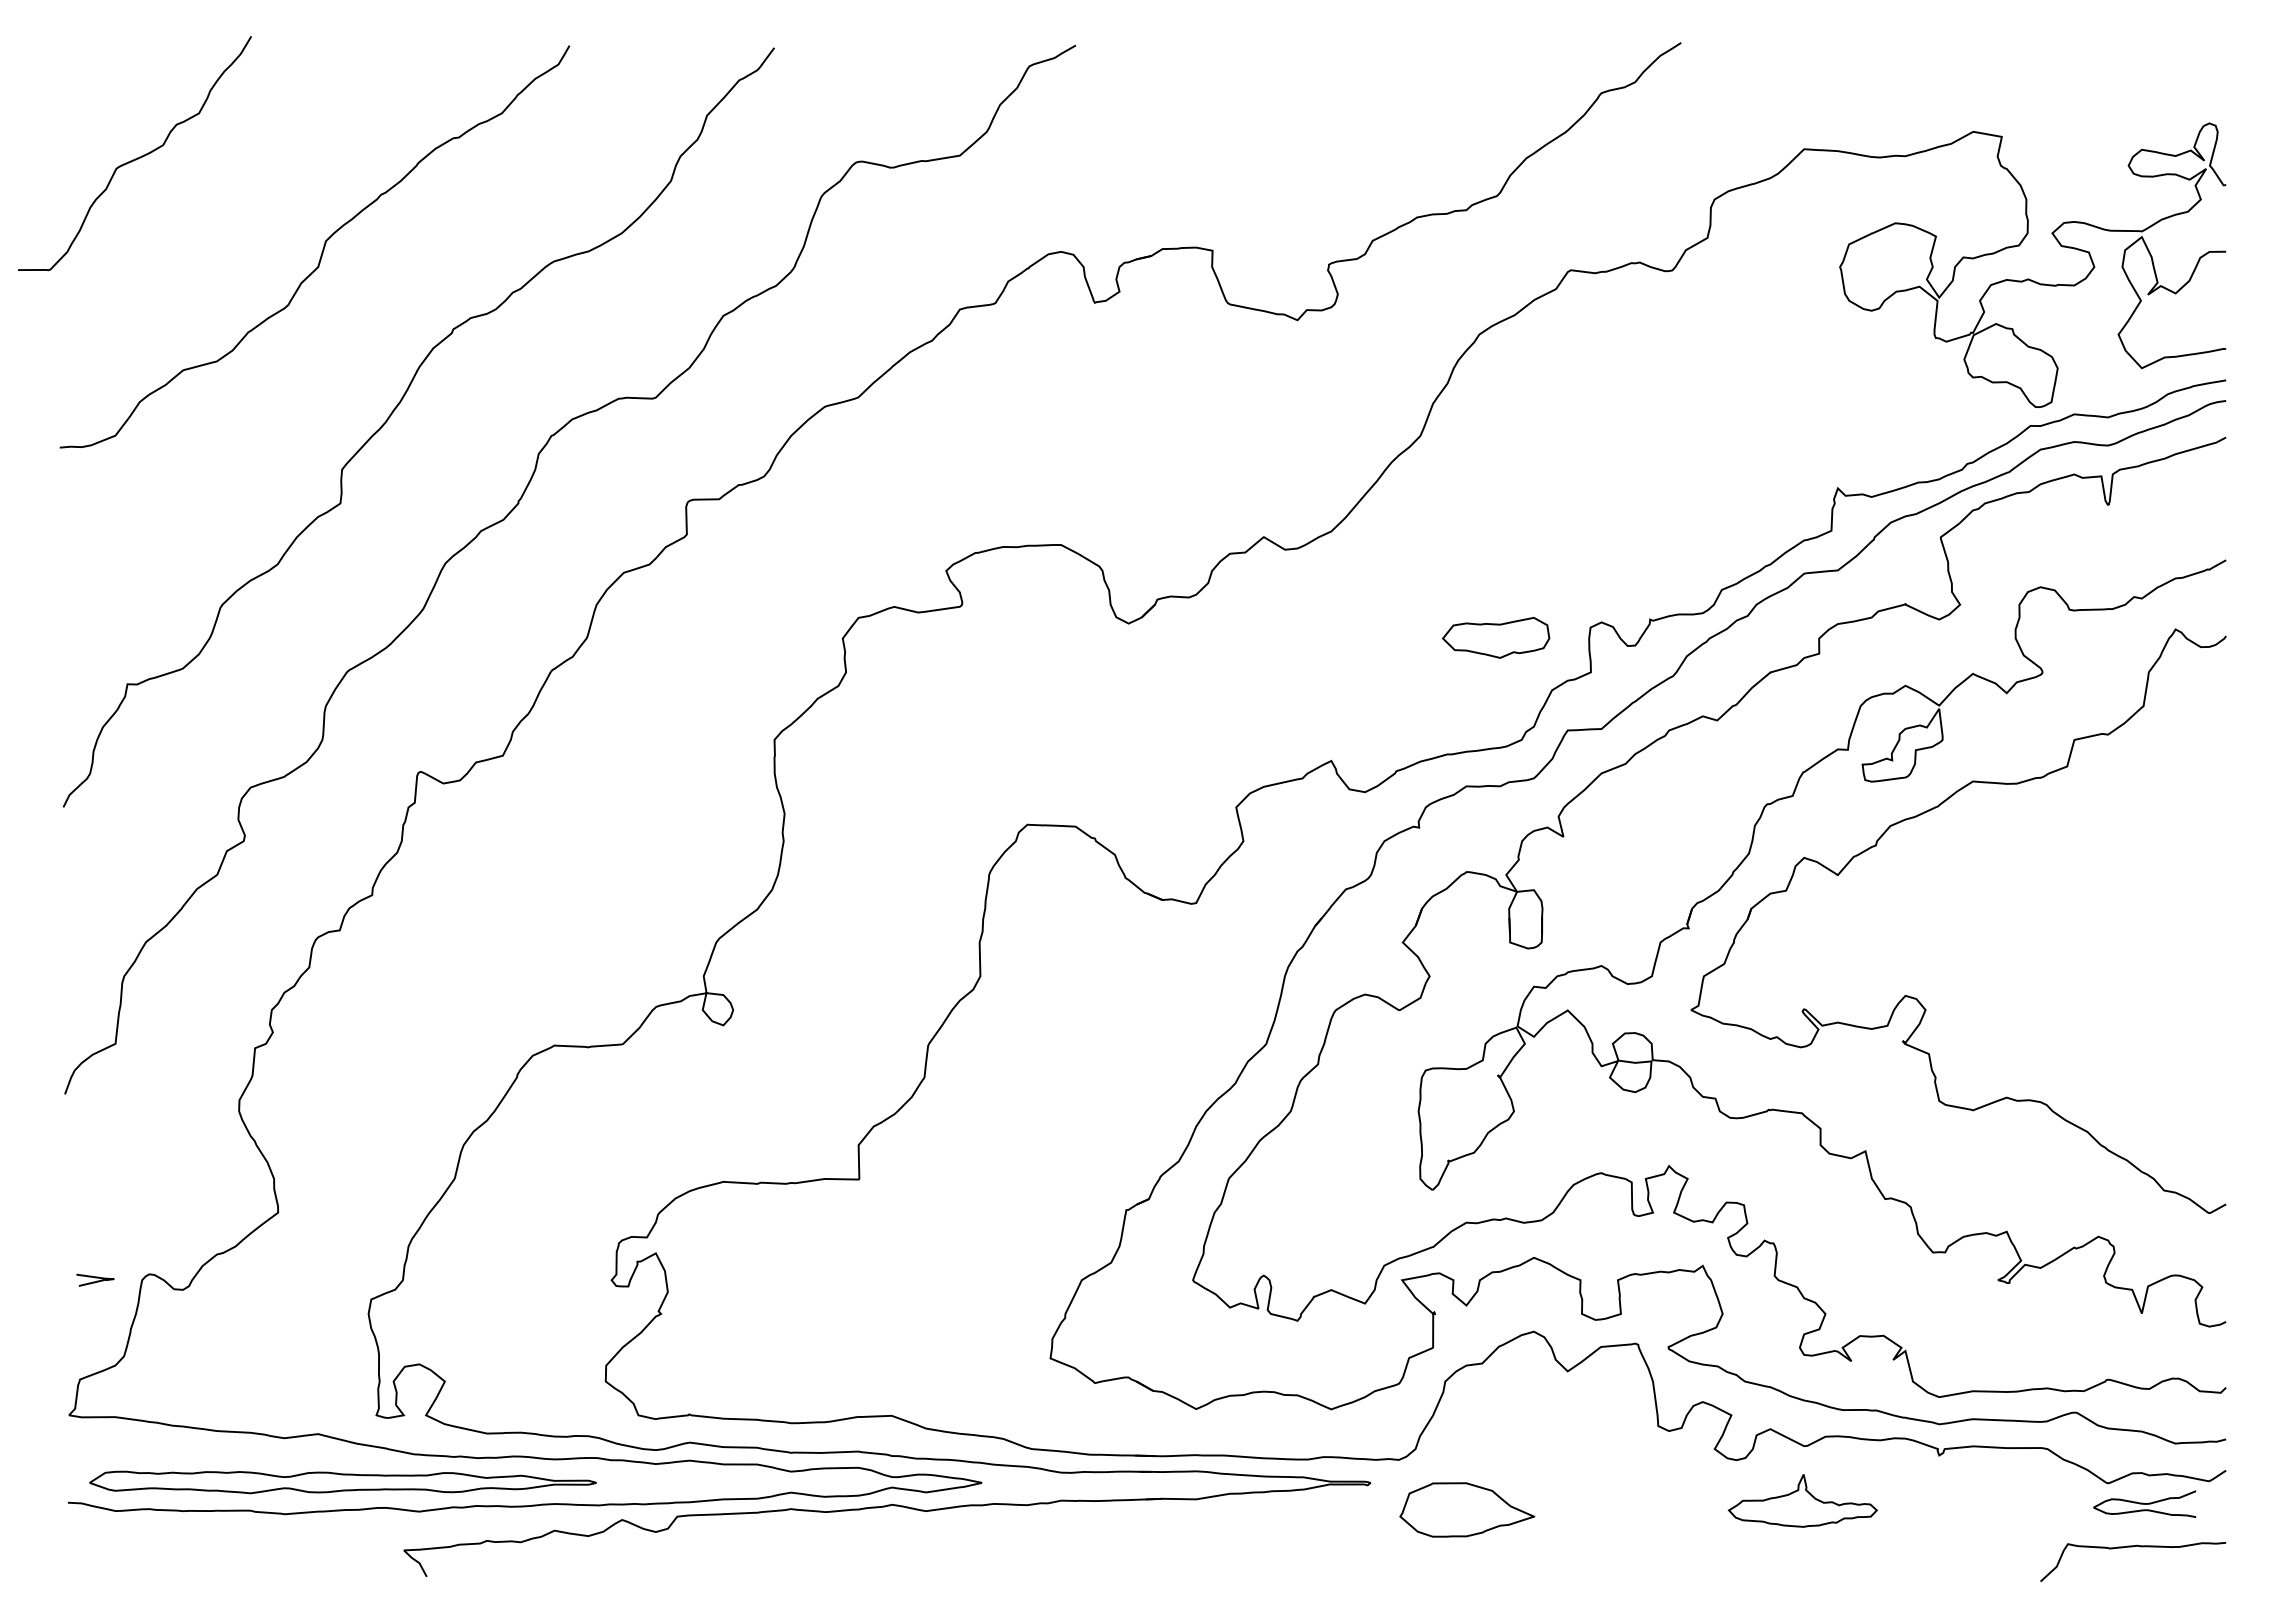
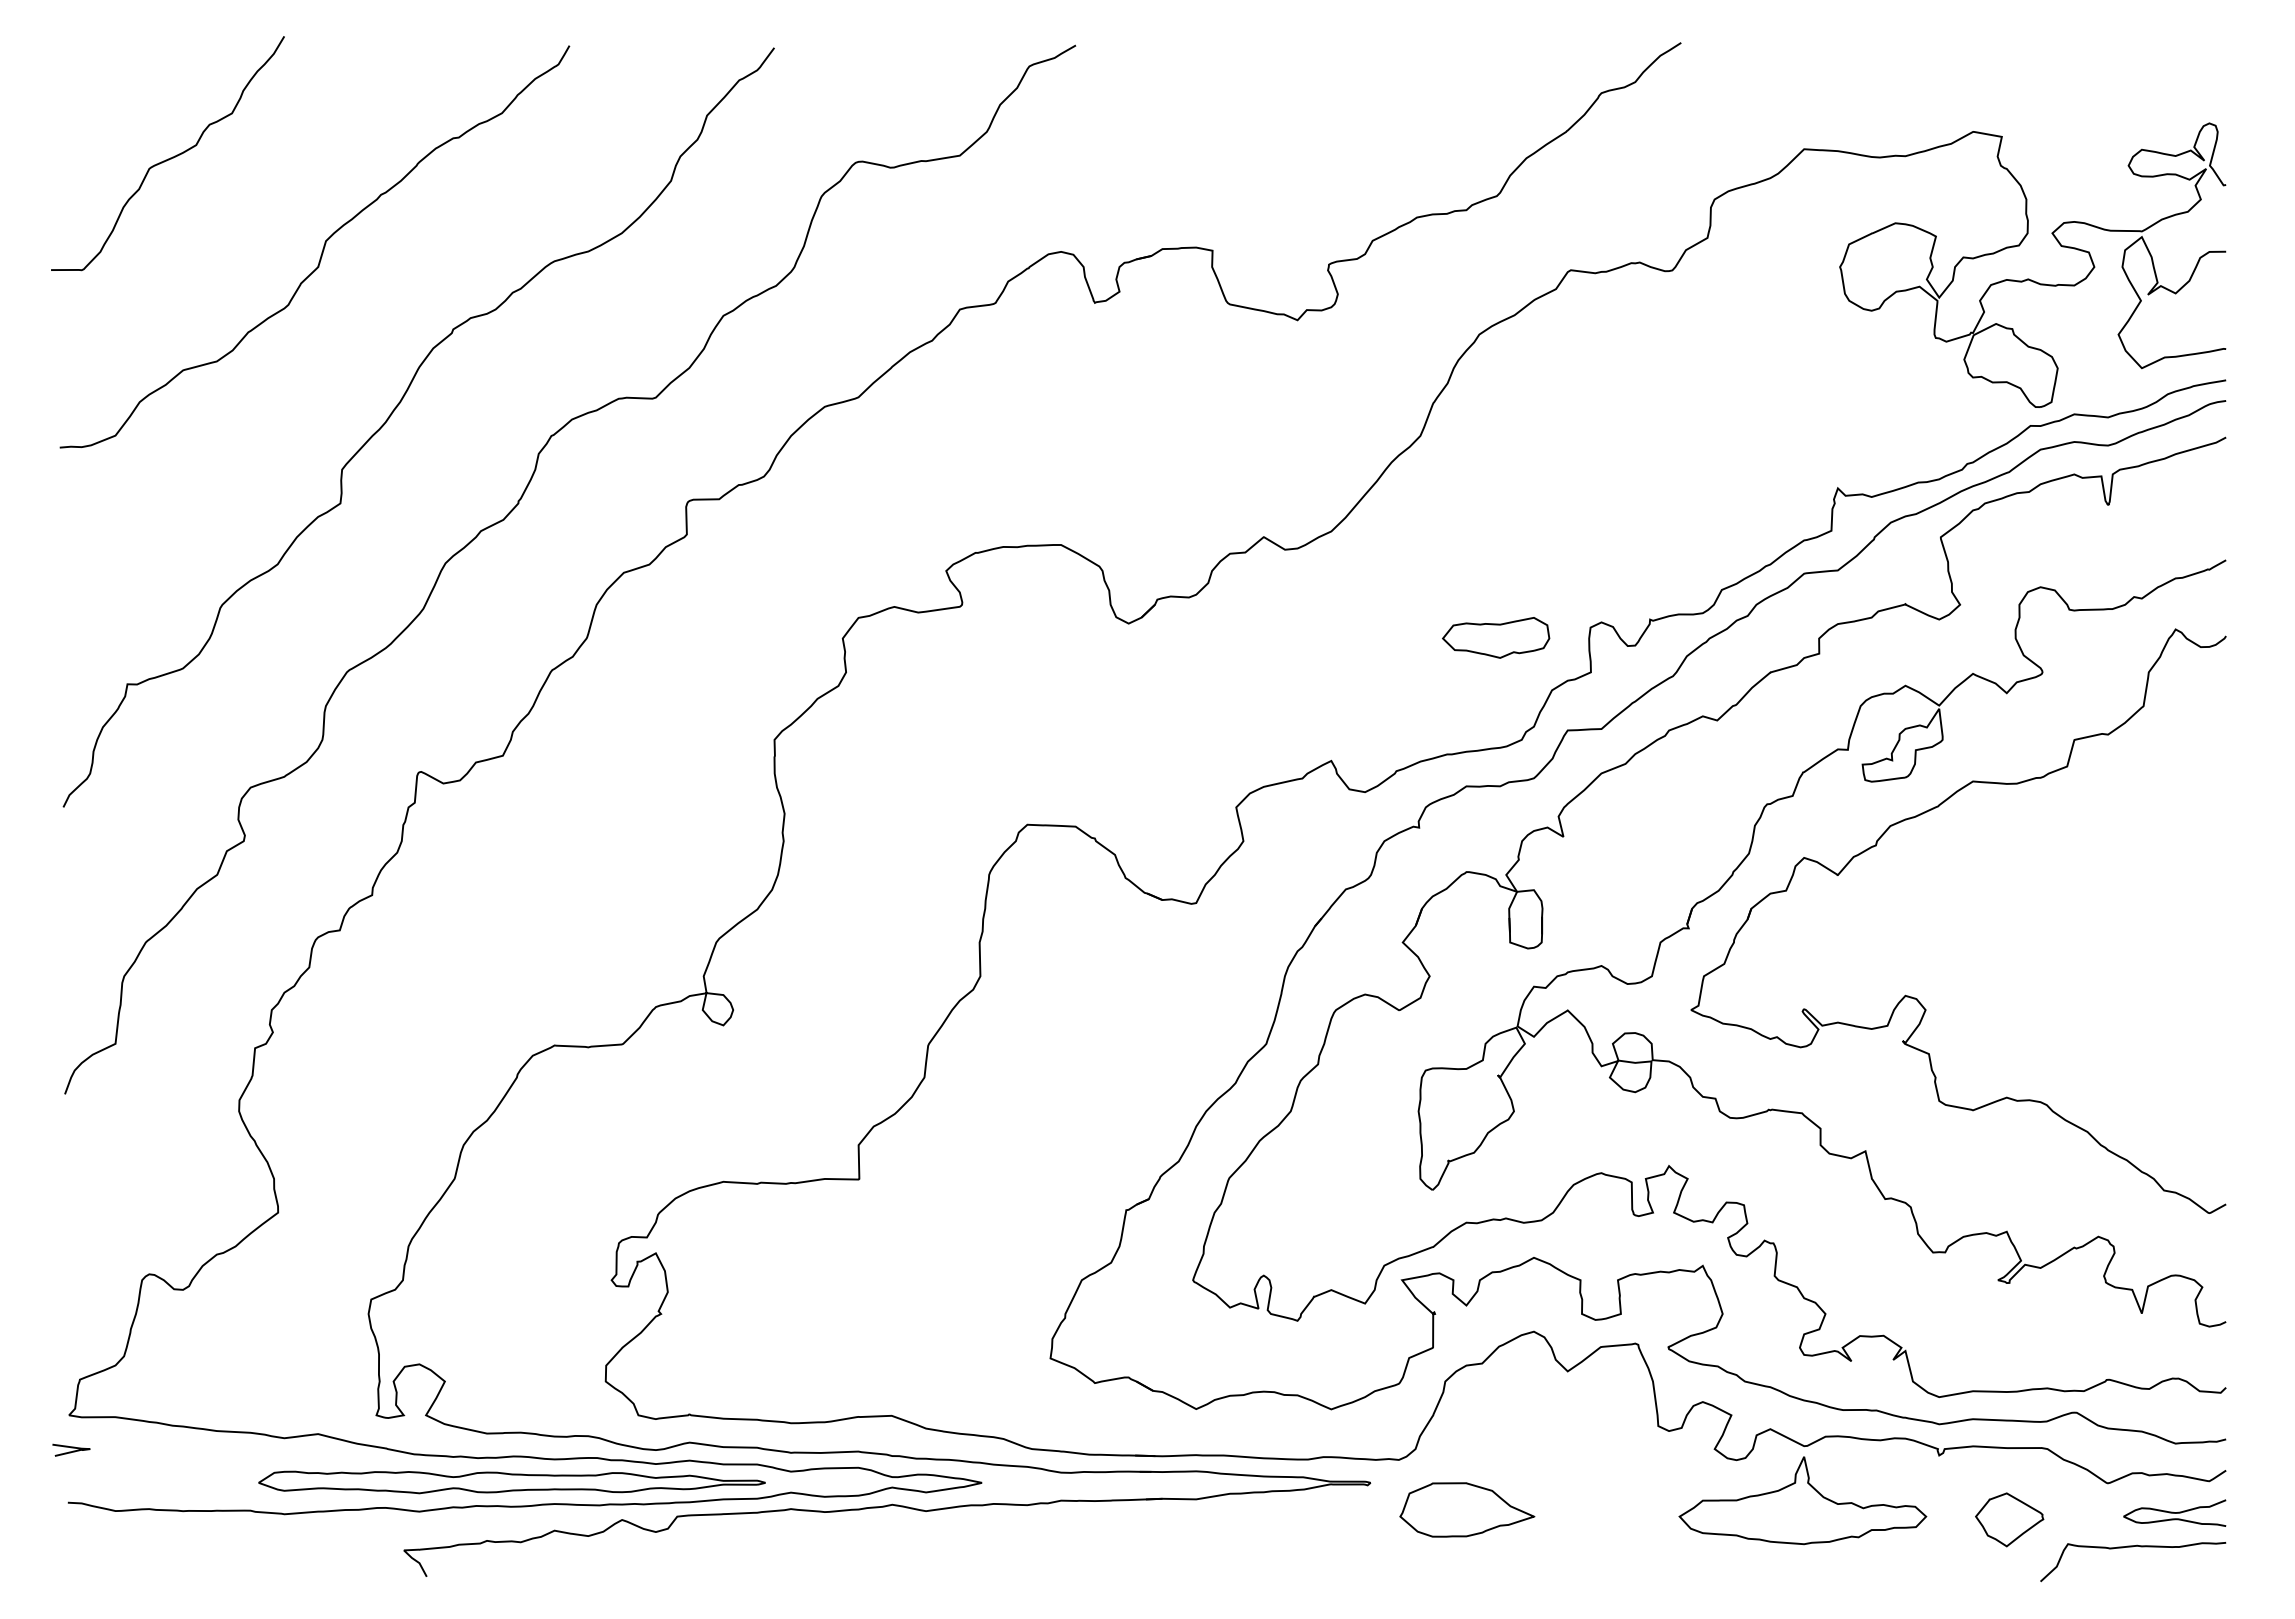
curve position: (137, 157) -> (170, 157) (170, 157)
curve position: (95, 1278) -> (71, 1448) (71, 1448)
part position: (342, 1482) -> (511, 1482) (511, 1482)
part size: 151x54 px -> 250x90 px (1802, 1500)
curve position: (2144, 1503) -> (2174, 1512) (2174, 1512)
part: none -> present (2009, 1519)
